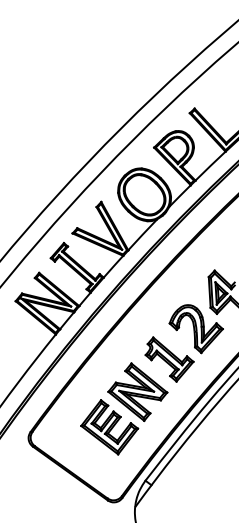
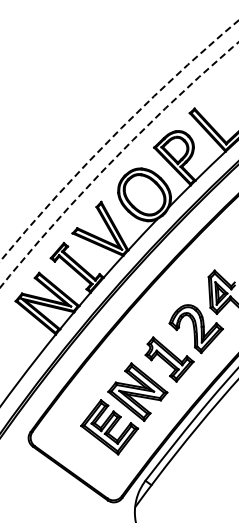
circle: solid -> dashed (119, 140)
circle: solid -> dashed (119, 164)
